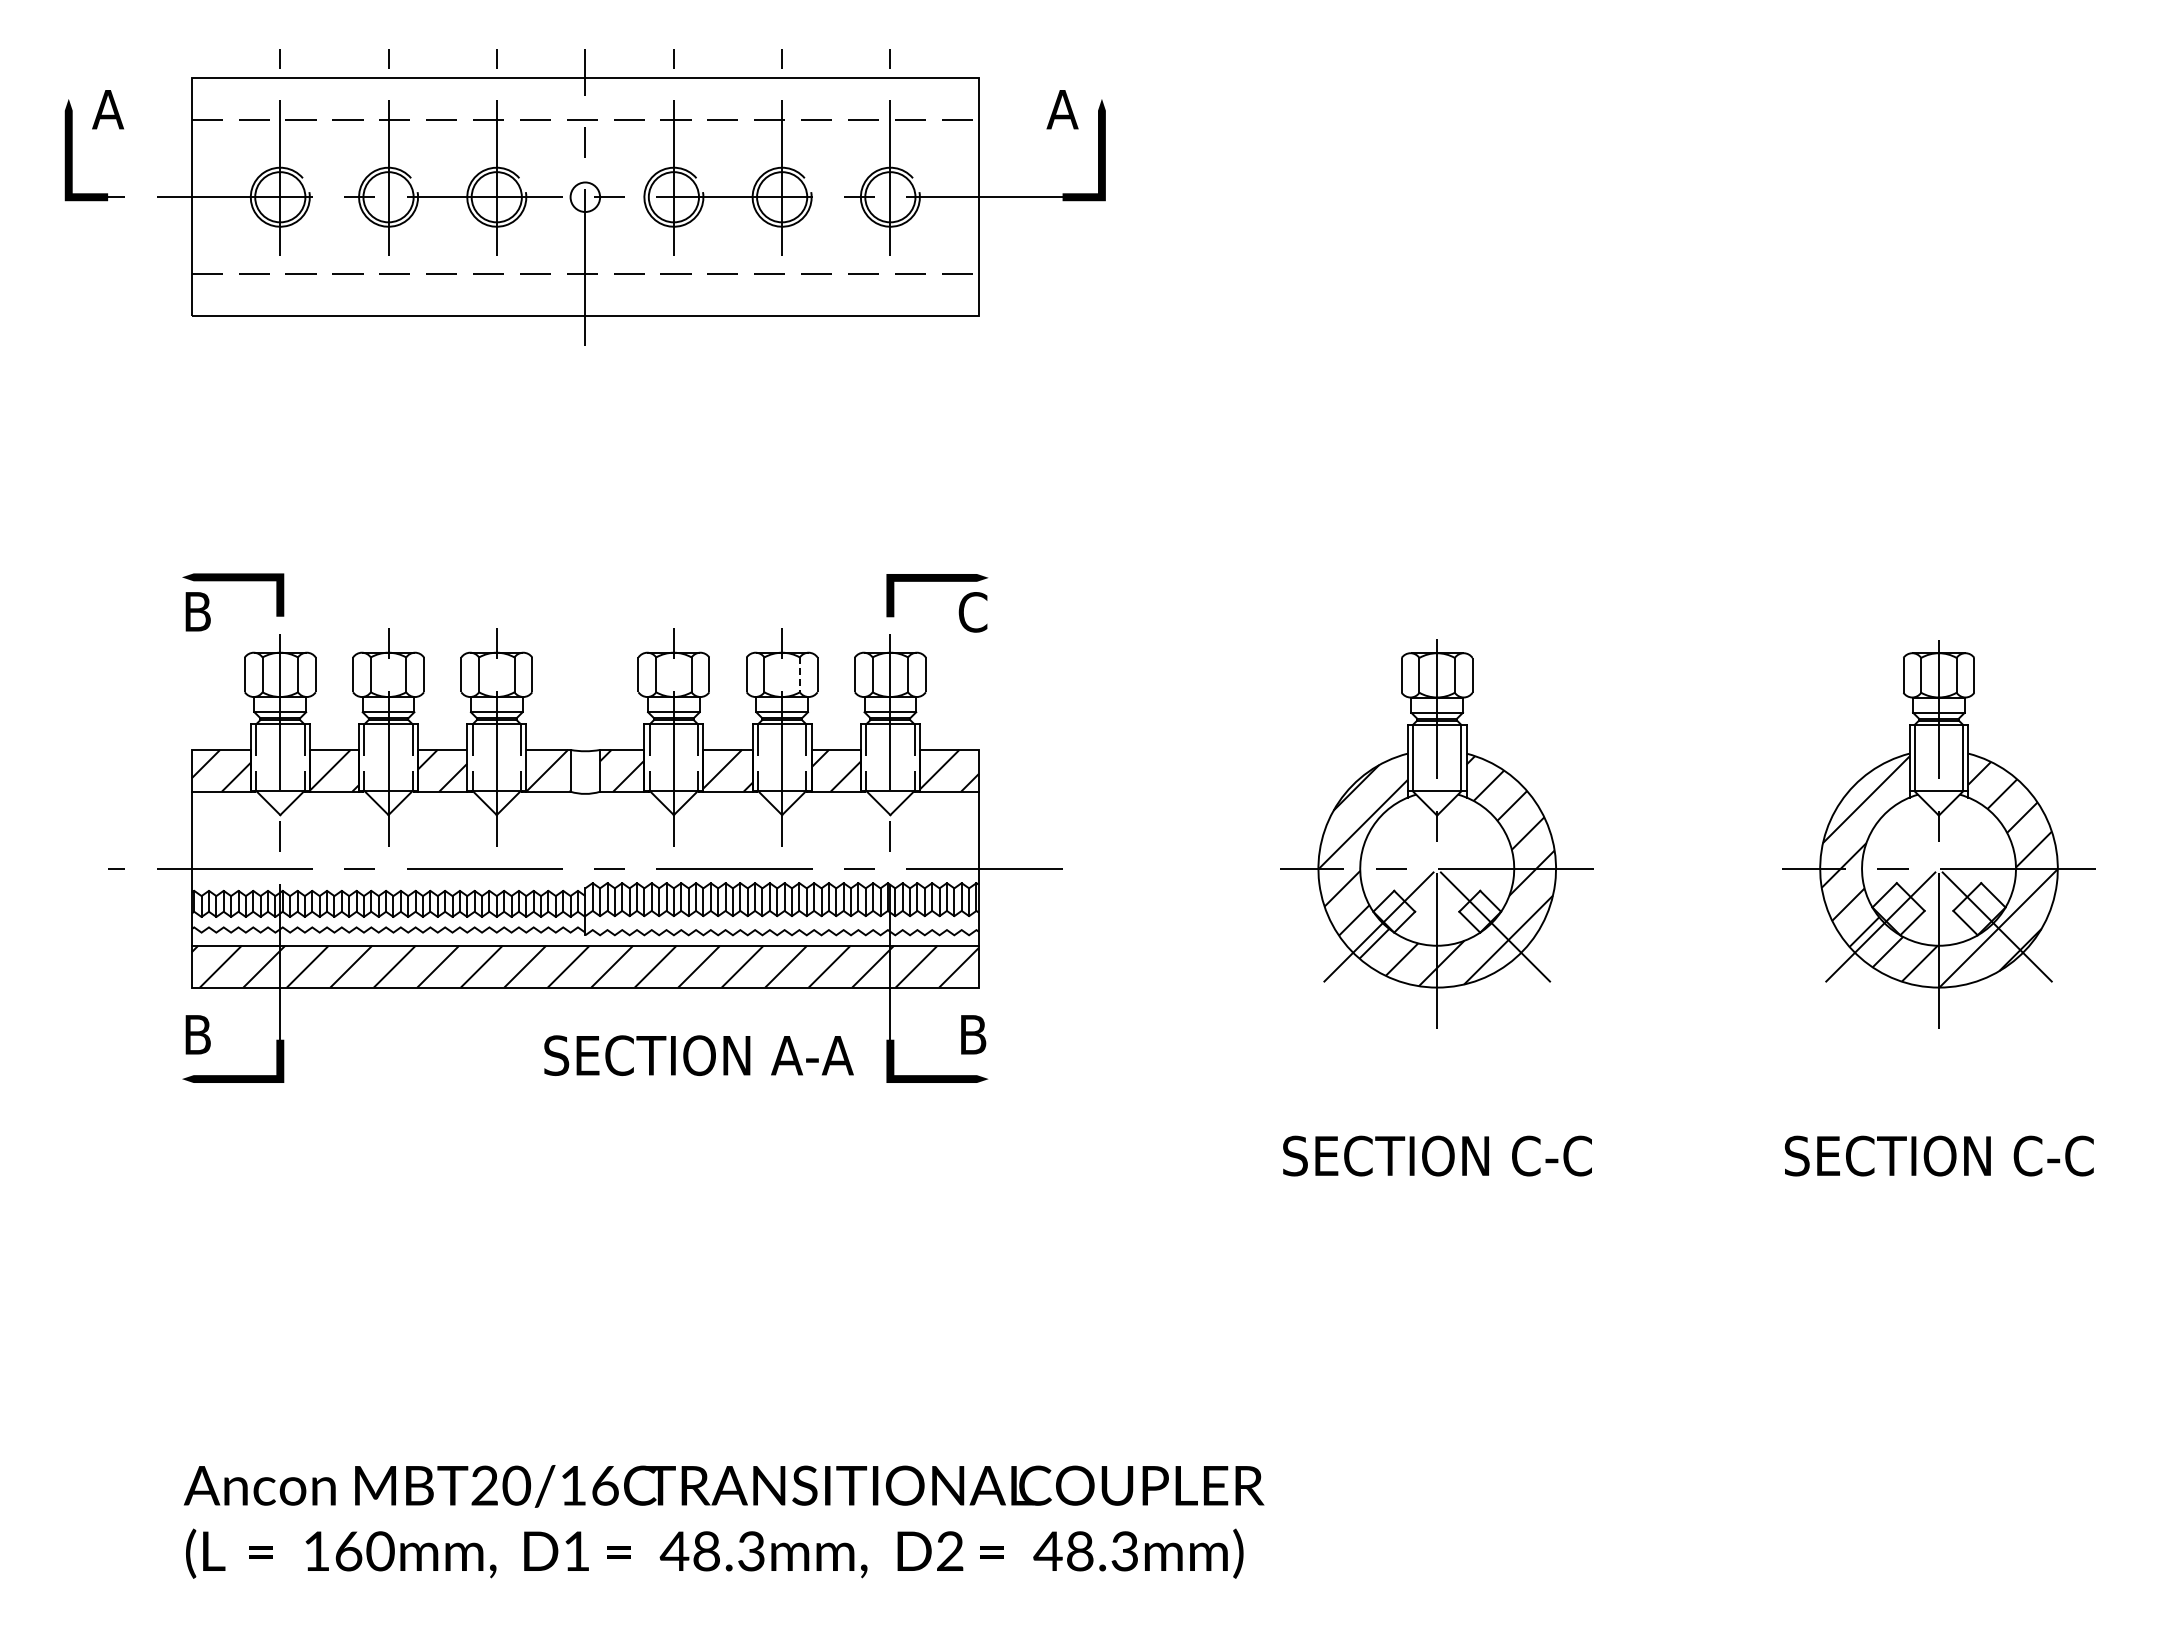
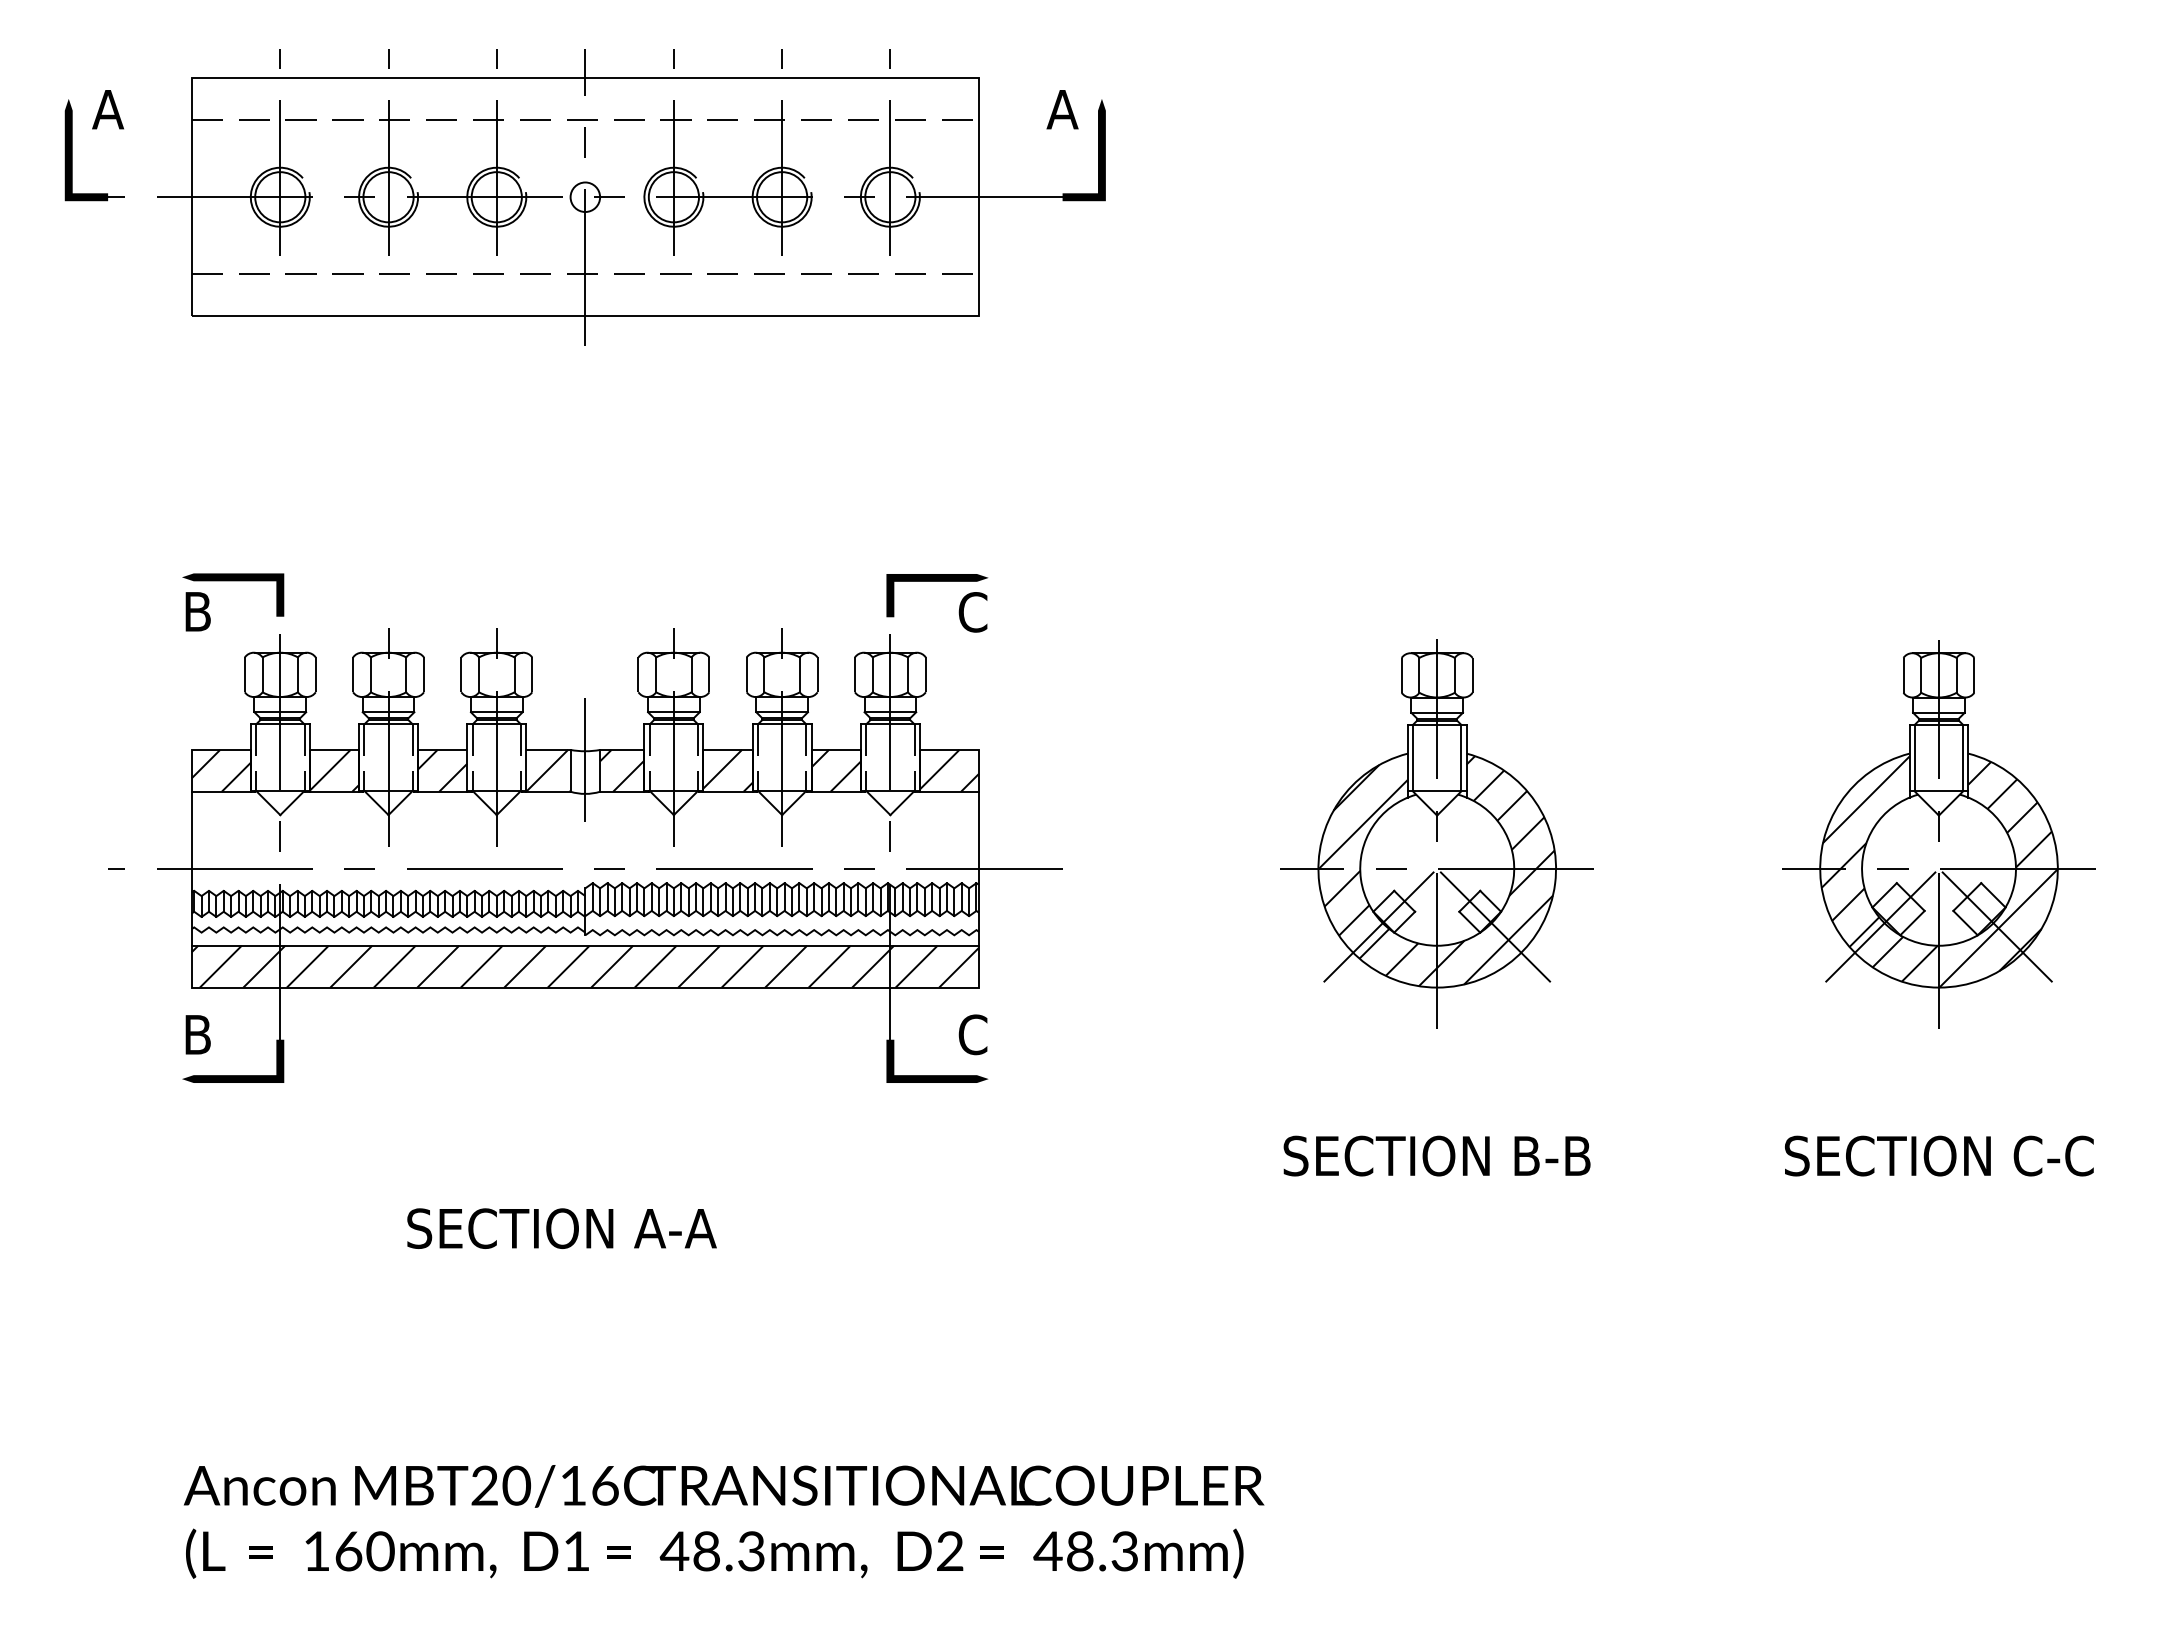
line: dashed -> solid (799, 675)
line: none -> present (585, 759)
text: B -> C (972, 1034)
text position: (698, 1055) -> (561, 1228) (561, 1228)
text: SECTION C-C -> SECTION B-B (1437, 1155)
